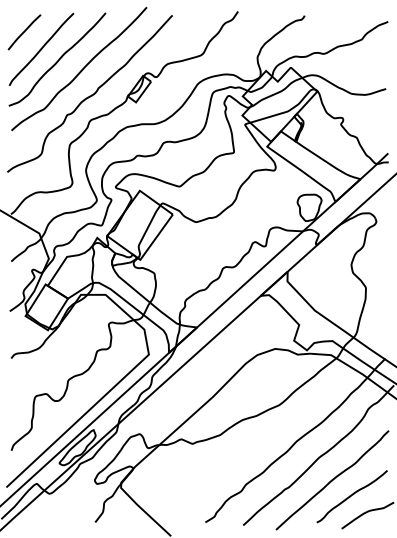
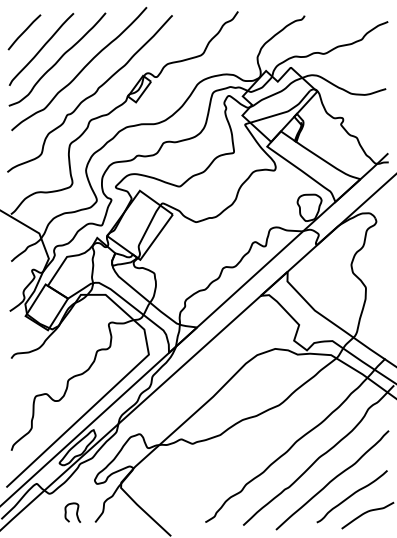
curve: none -> present (76, 512)
